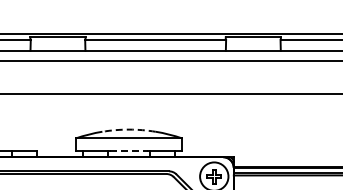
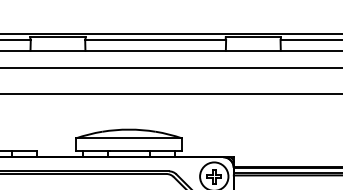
line position: (170, 61) -> (170, 68) (170, 68)
arc: dashed -> solid (129, 129)
line: dashed -> solid (129, 150)
